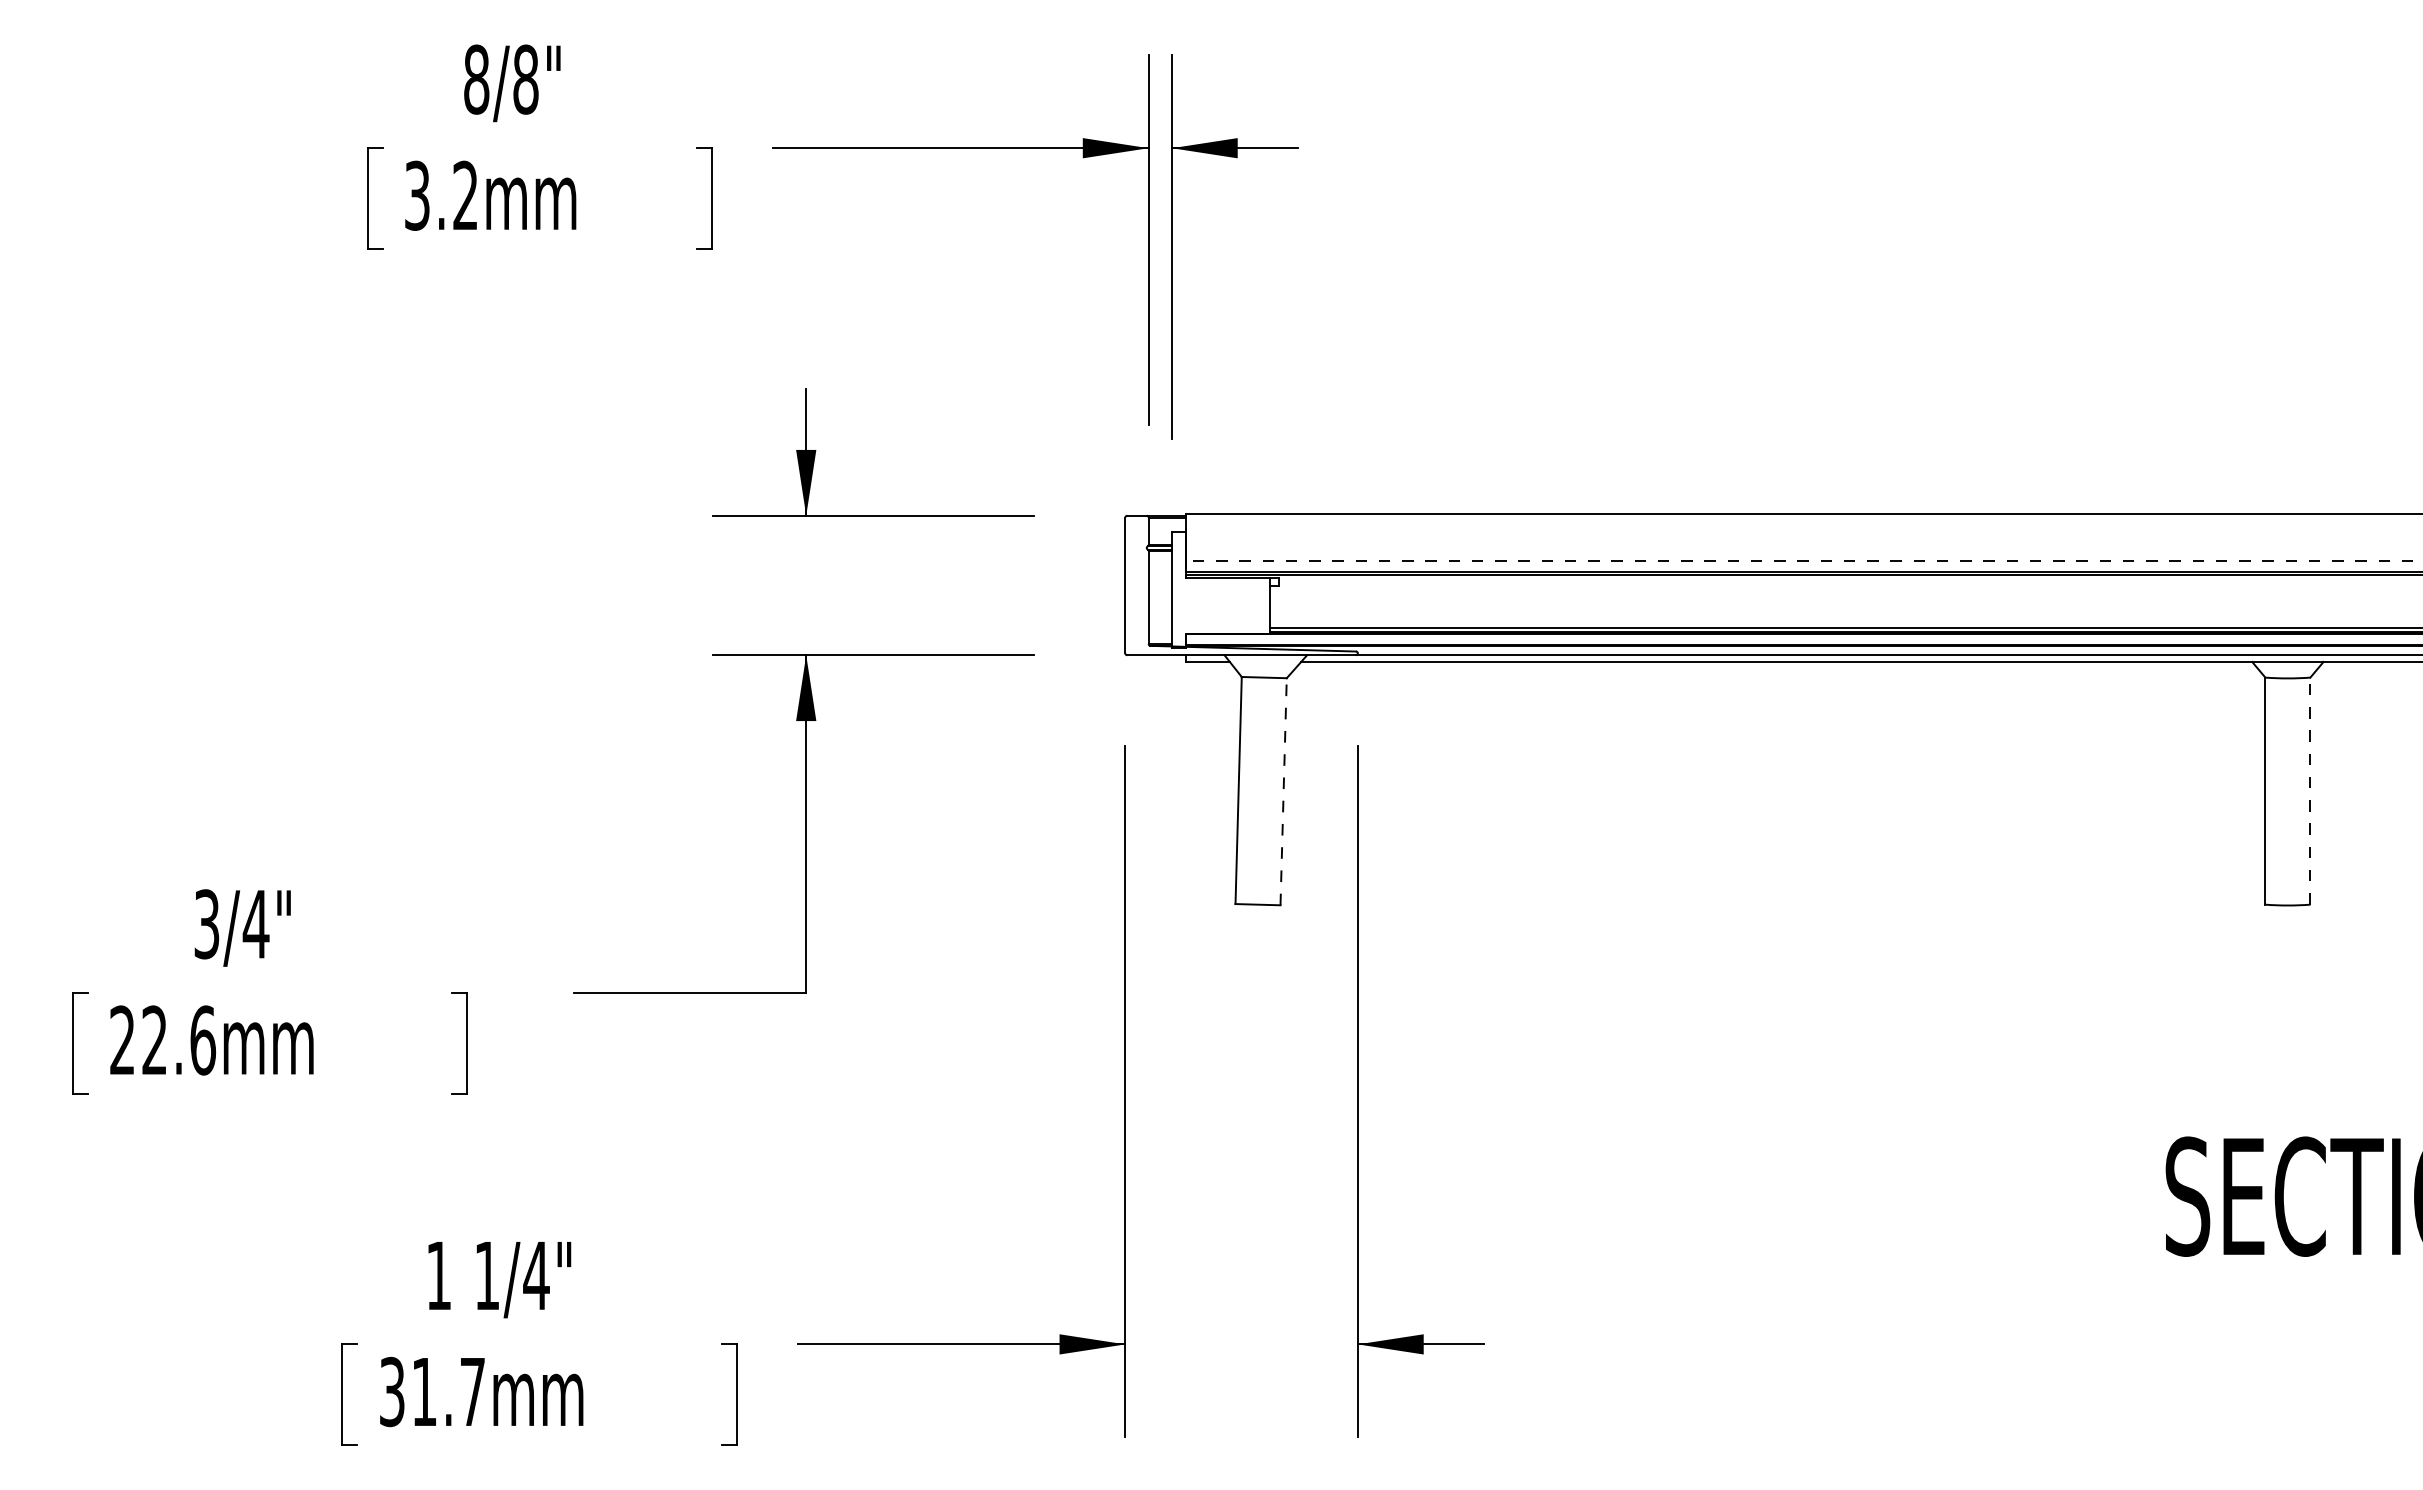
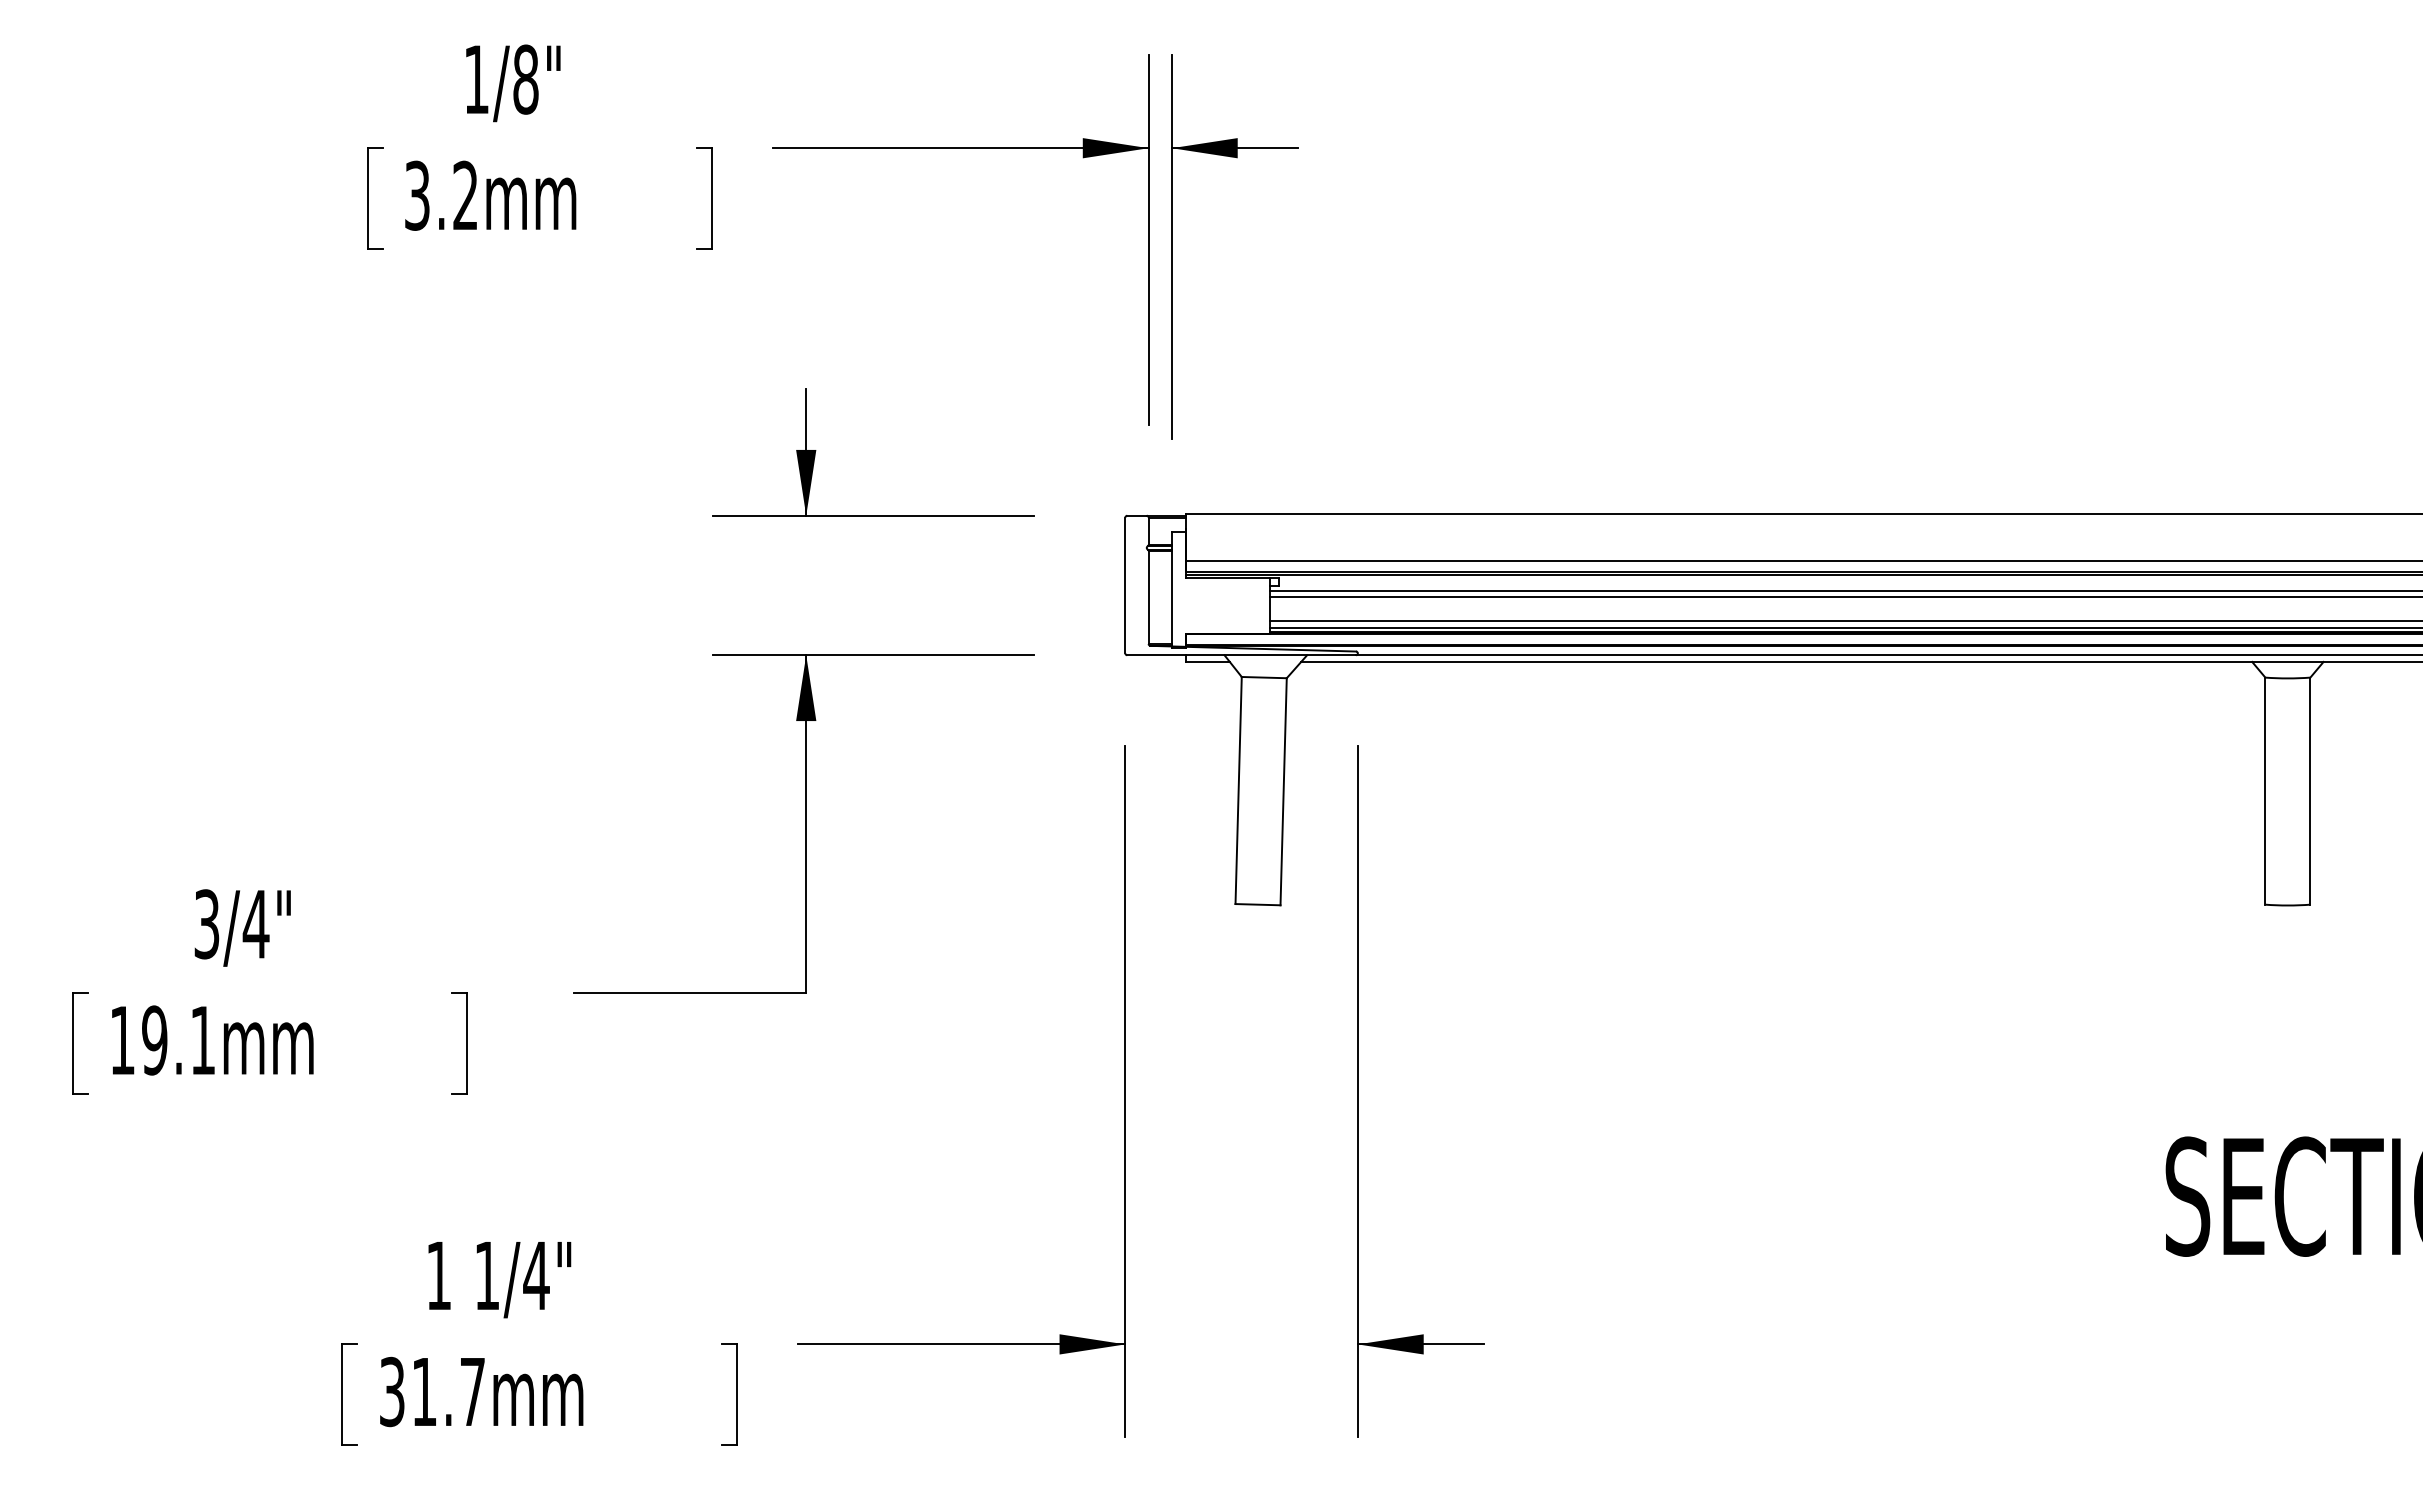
text: 8/8" -> 1/8" (476, 79)
line: dashed -> solid (1803, 560)
line: none -> present (1844, 591)
line: none -> present (1844, 597)
line: none -> present (1844, 621)
line: dashed -> solid (1283, 791)
line: dashed -> solid (2310, 791)
text: 22.6mm -> 19.1mm (163, 1040)
